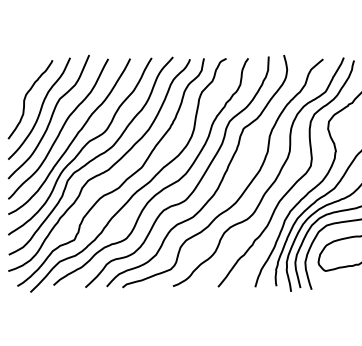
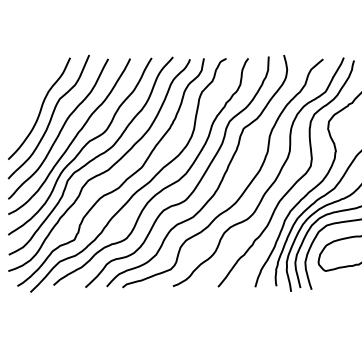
curve: present -> none (26, 97)
